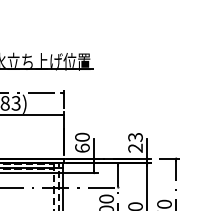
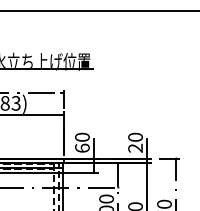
line: none -> present (99, 10)
text: 23 -> 20 (135, 136)
